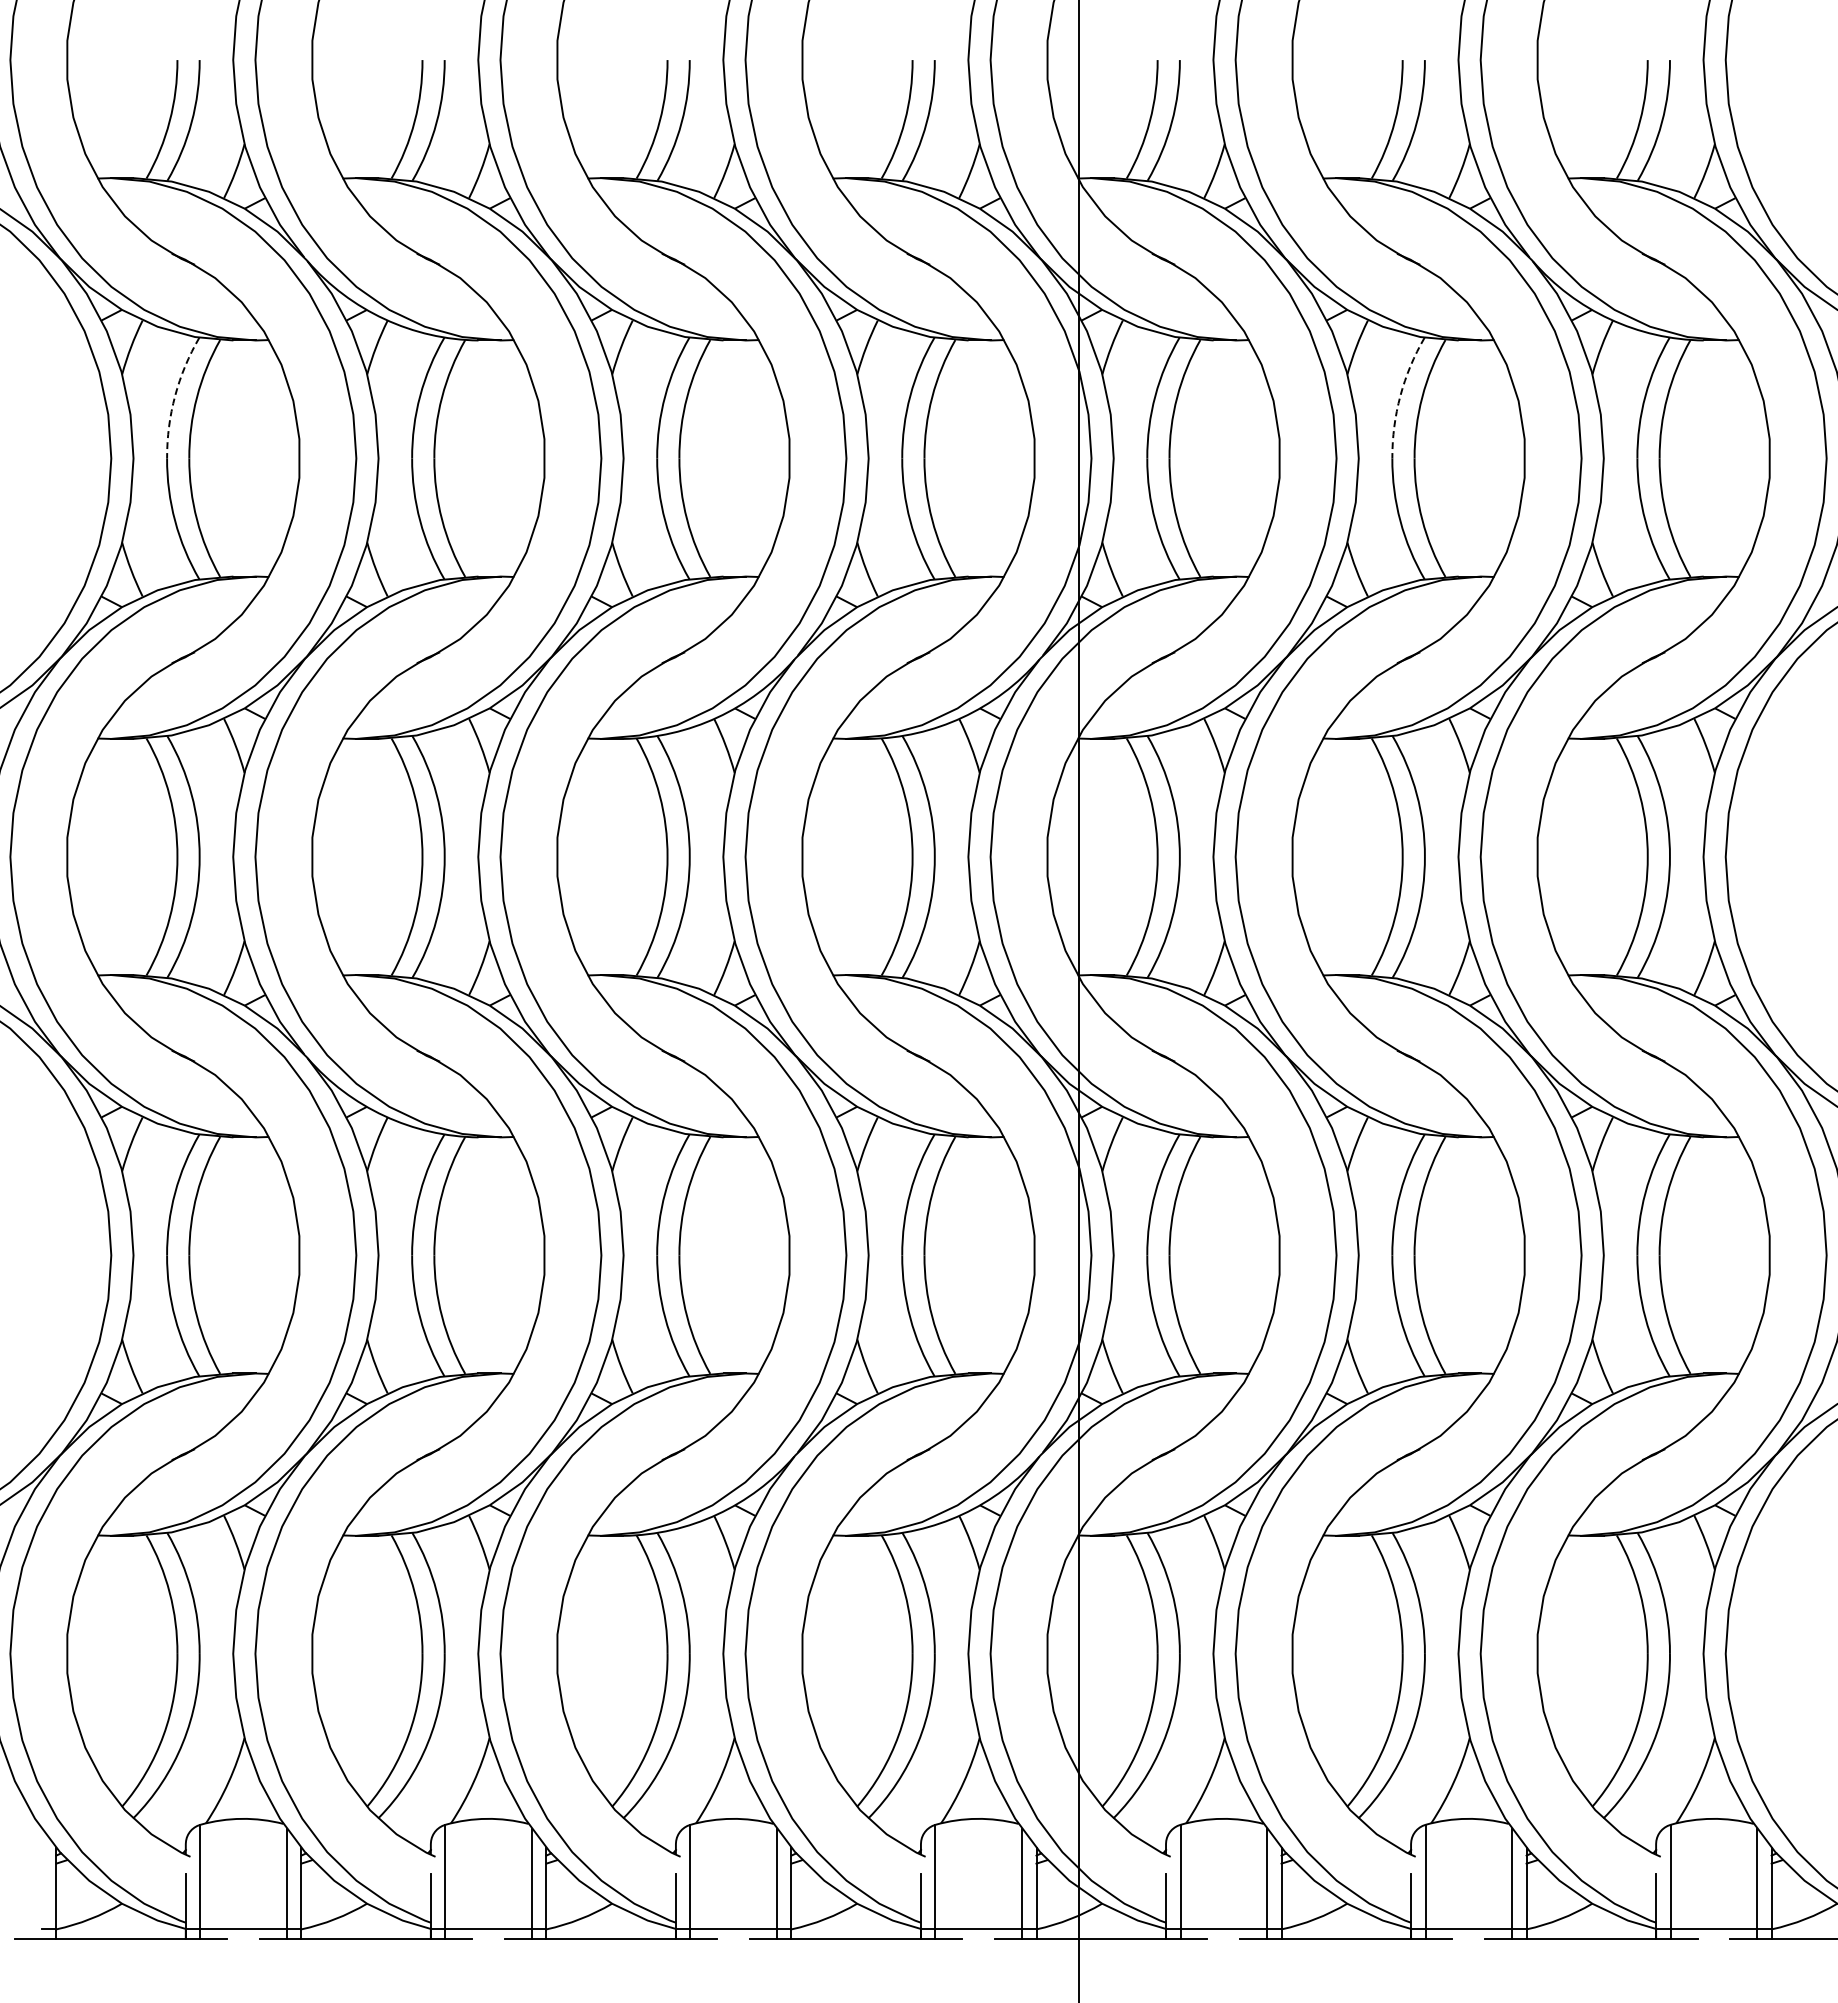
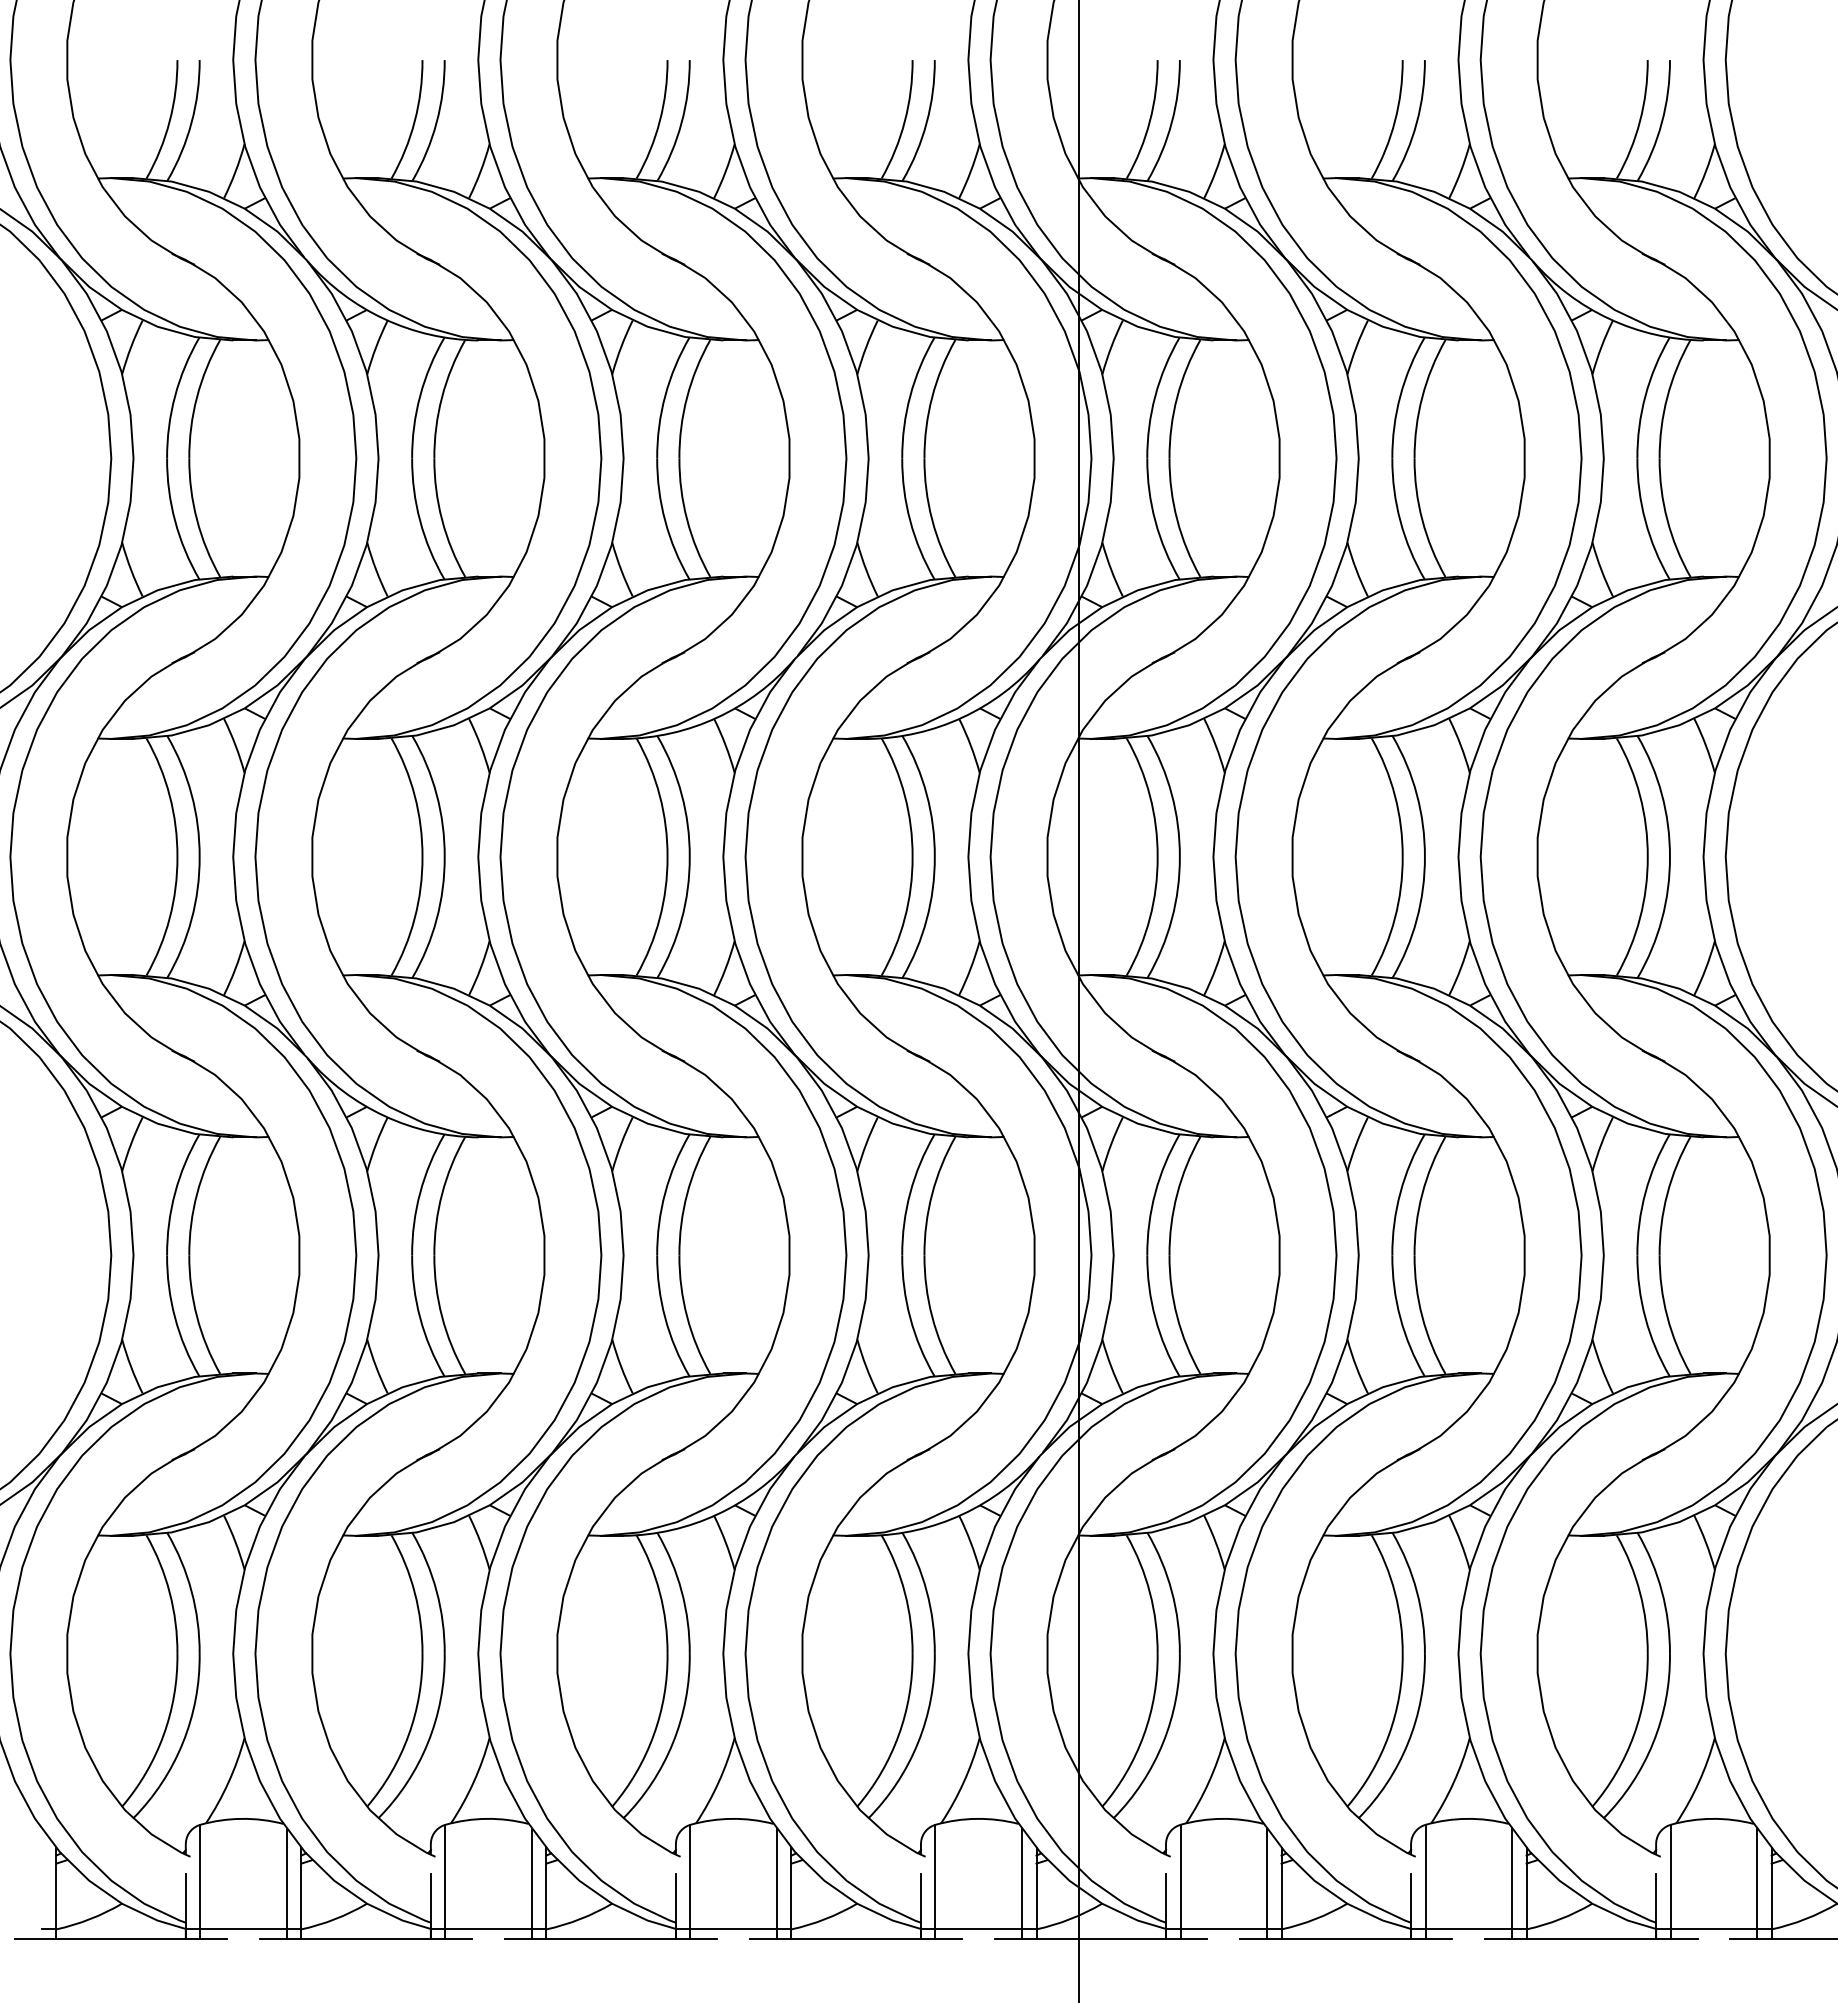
arc: dashed -> solid (175, 396)
arc: dashed -> solid (1400, 396)
